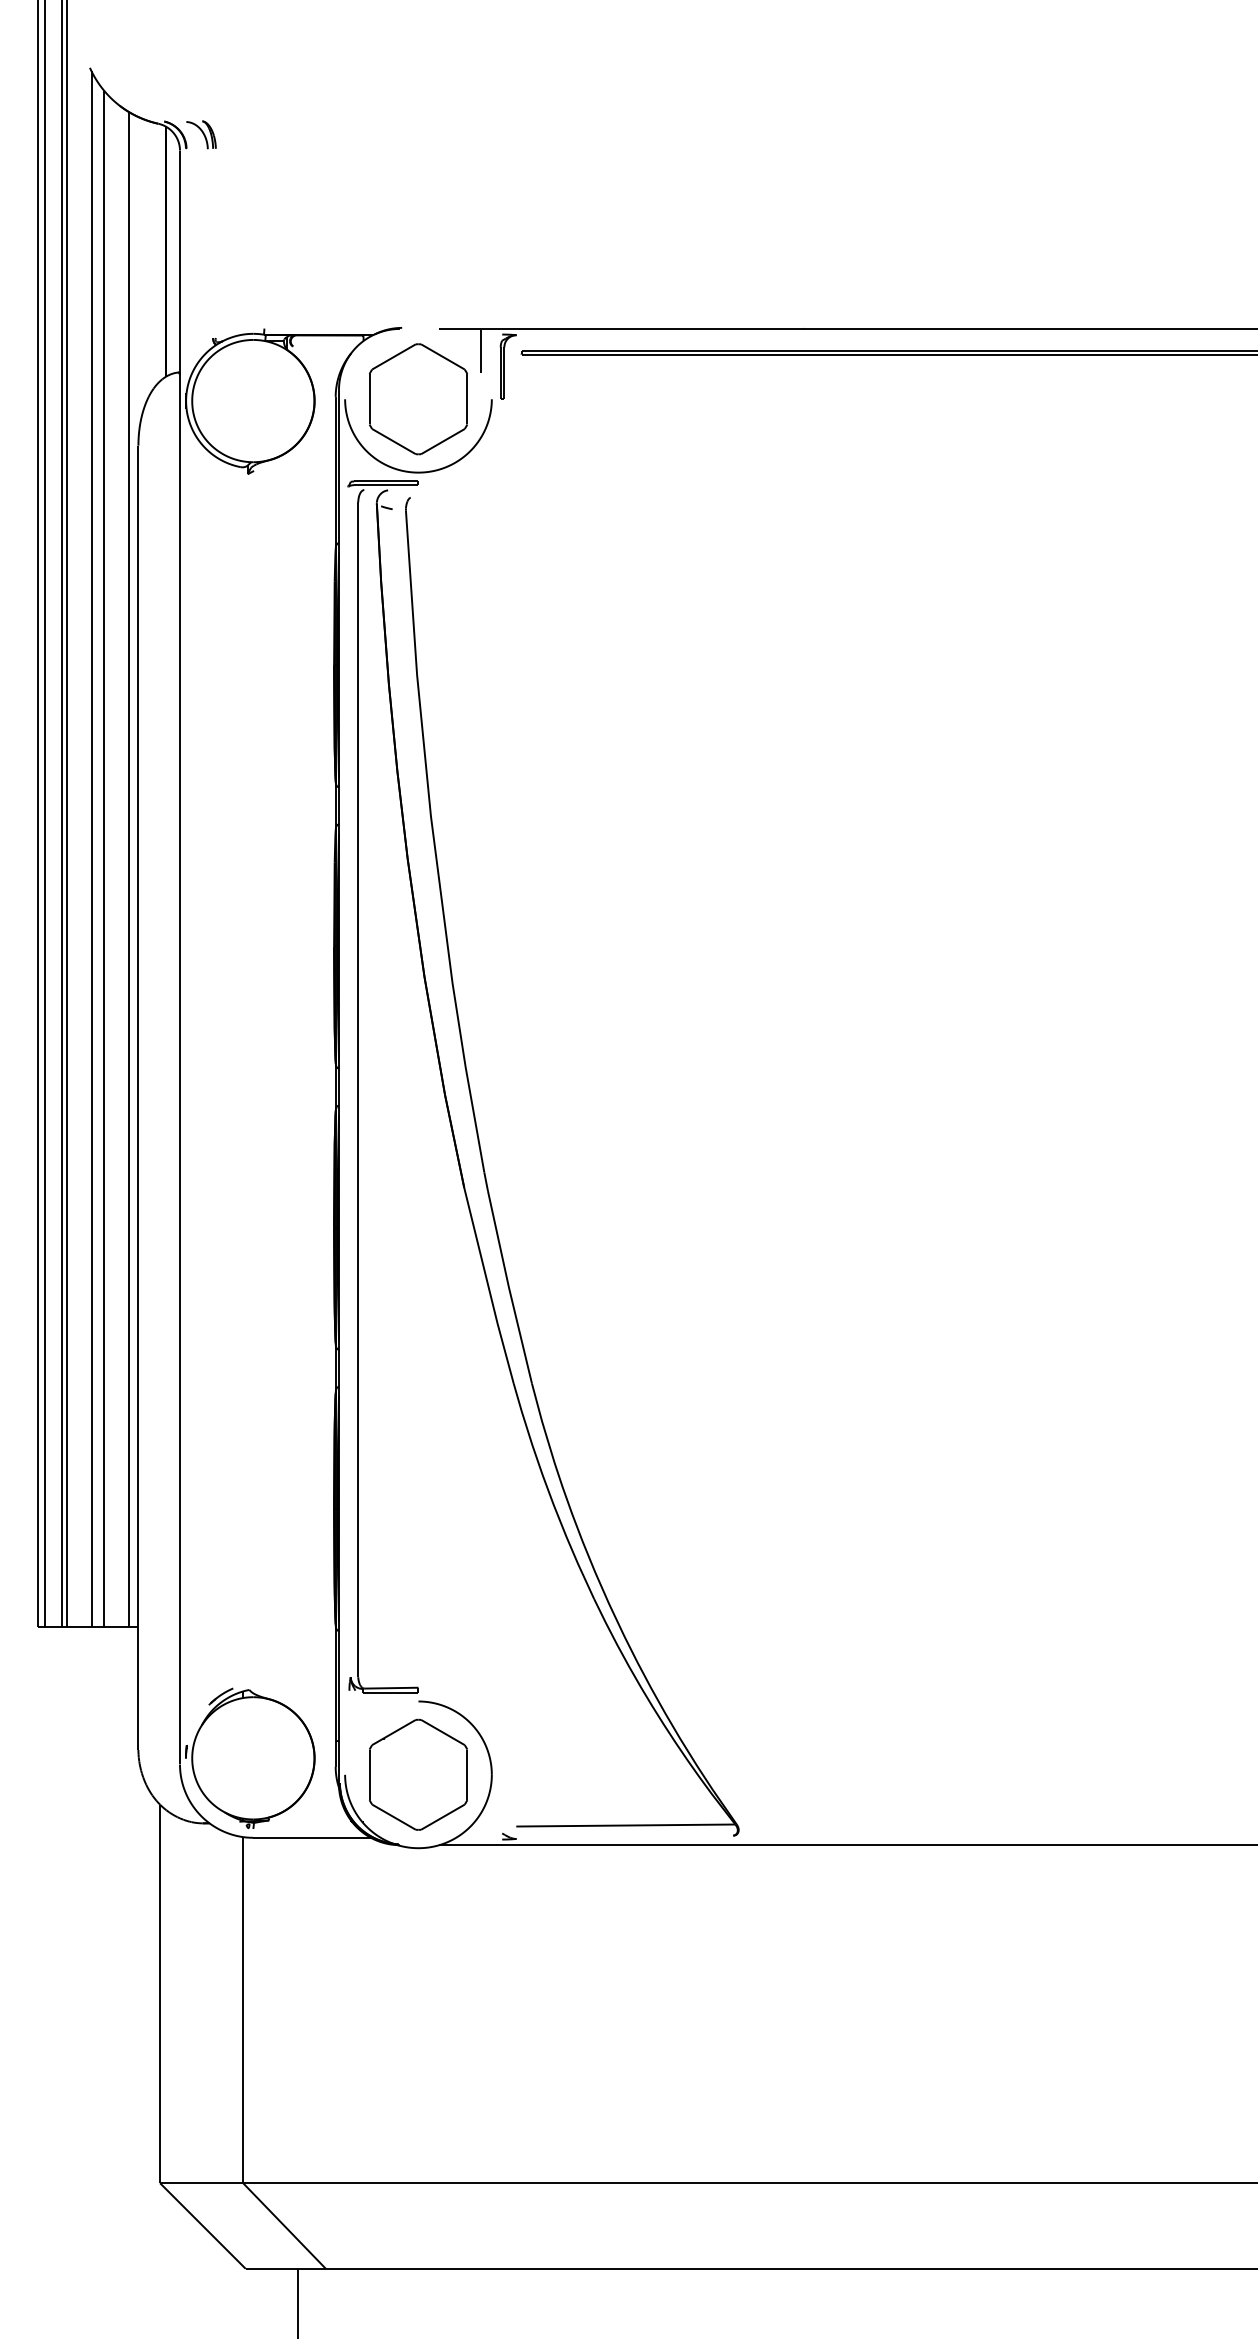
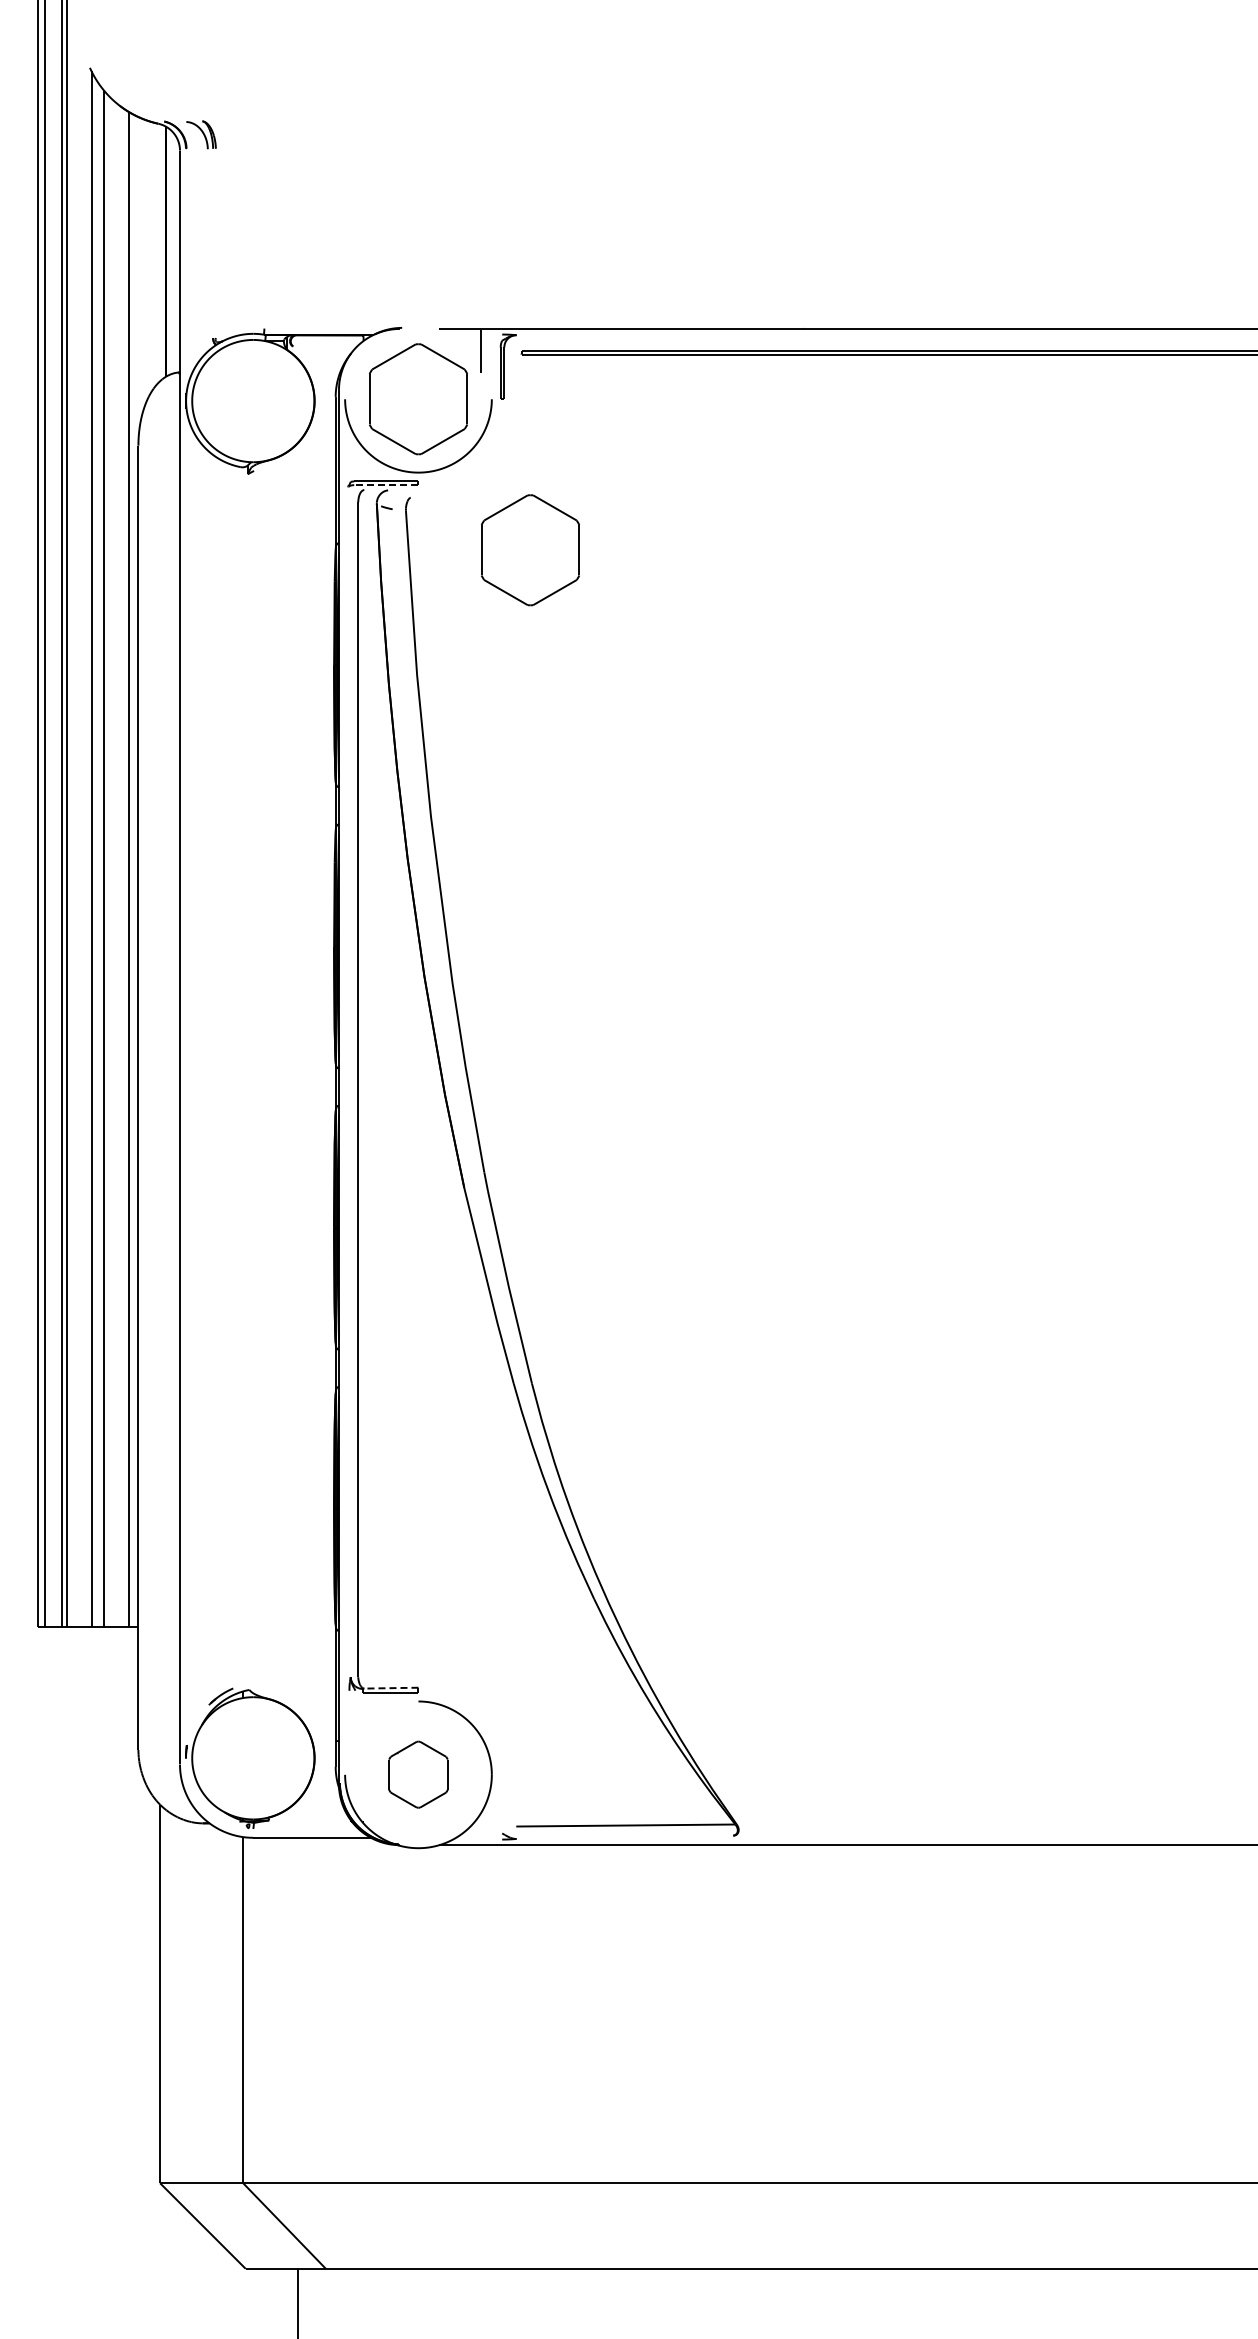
line: solid -> dashed (385, 485)
part: none -> present (530, 550)
line: solid -> dashed (390, 1688)
part size: 99x113 px -> 61x69 px (418, 1774)
